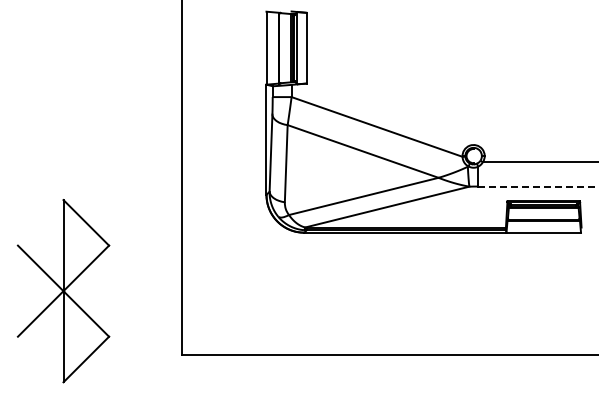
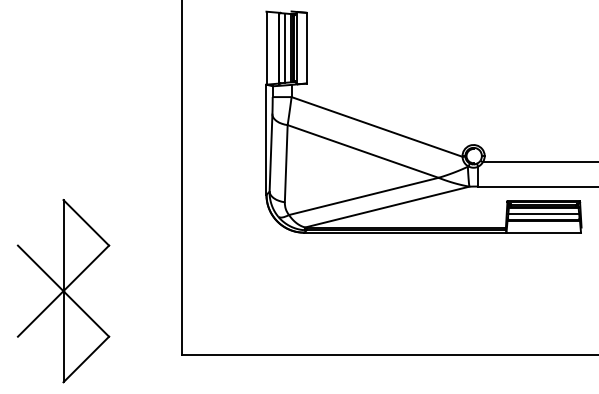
line: none -> present (285, 47)
line: dashed -> solid (538, 186)
line: none -> present (543, 214)
